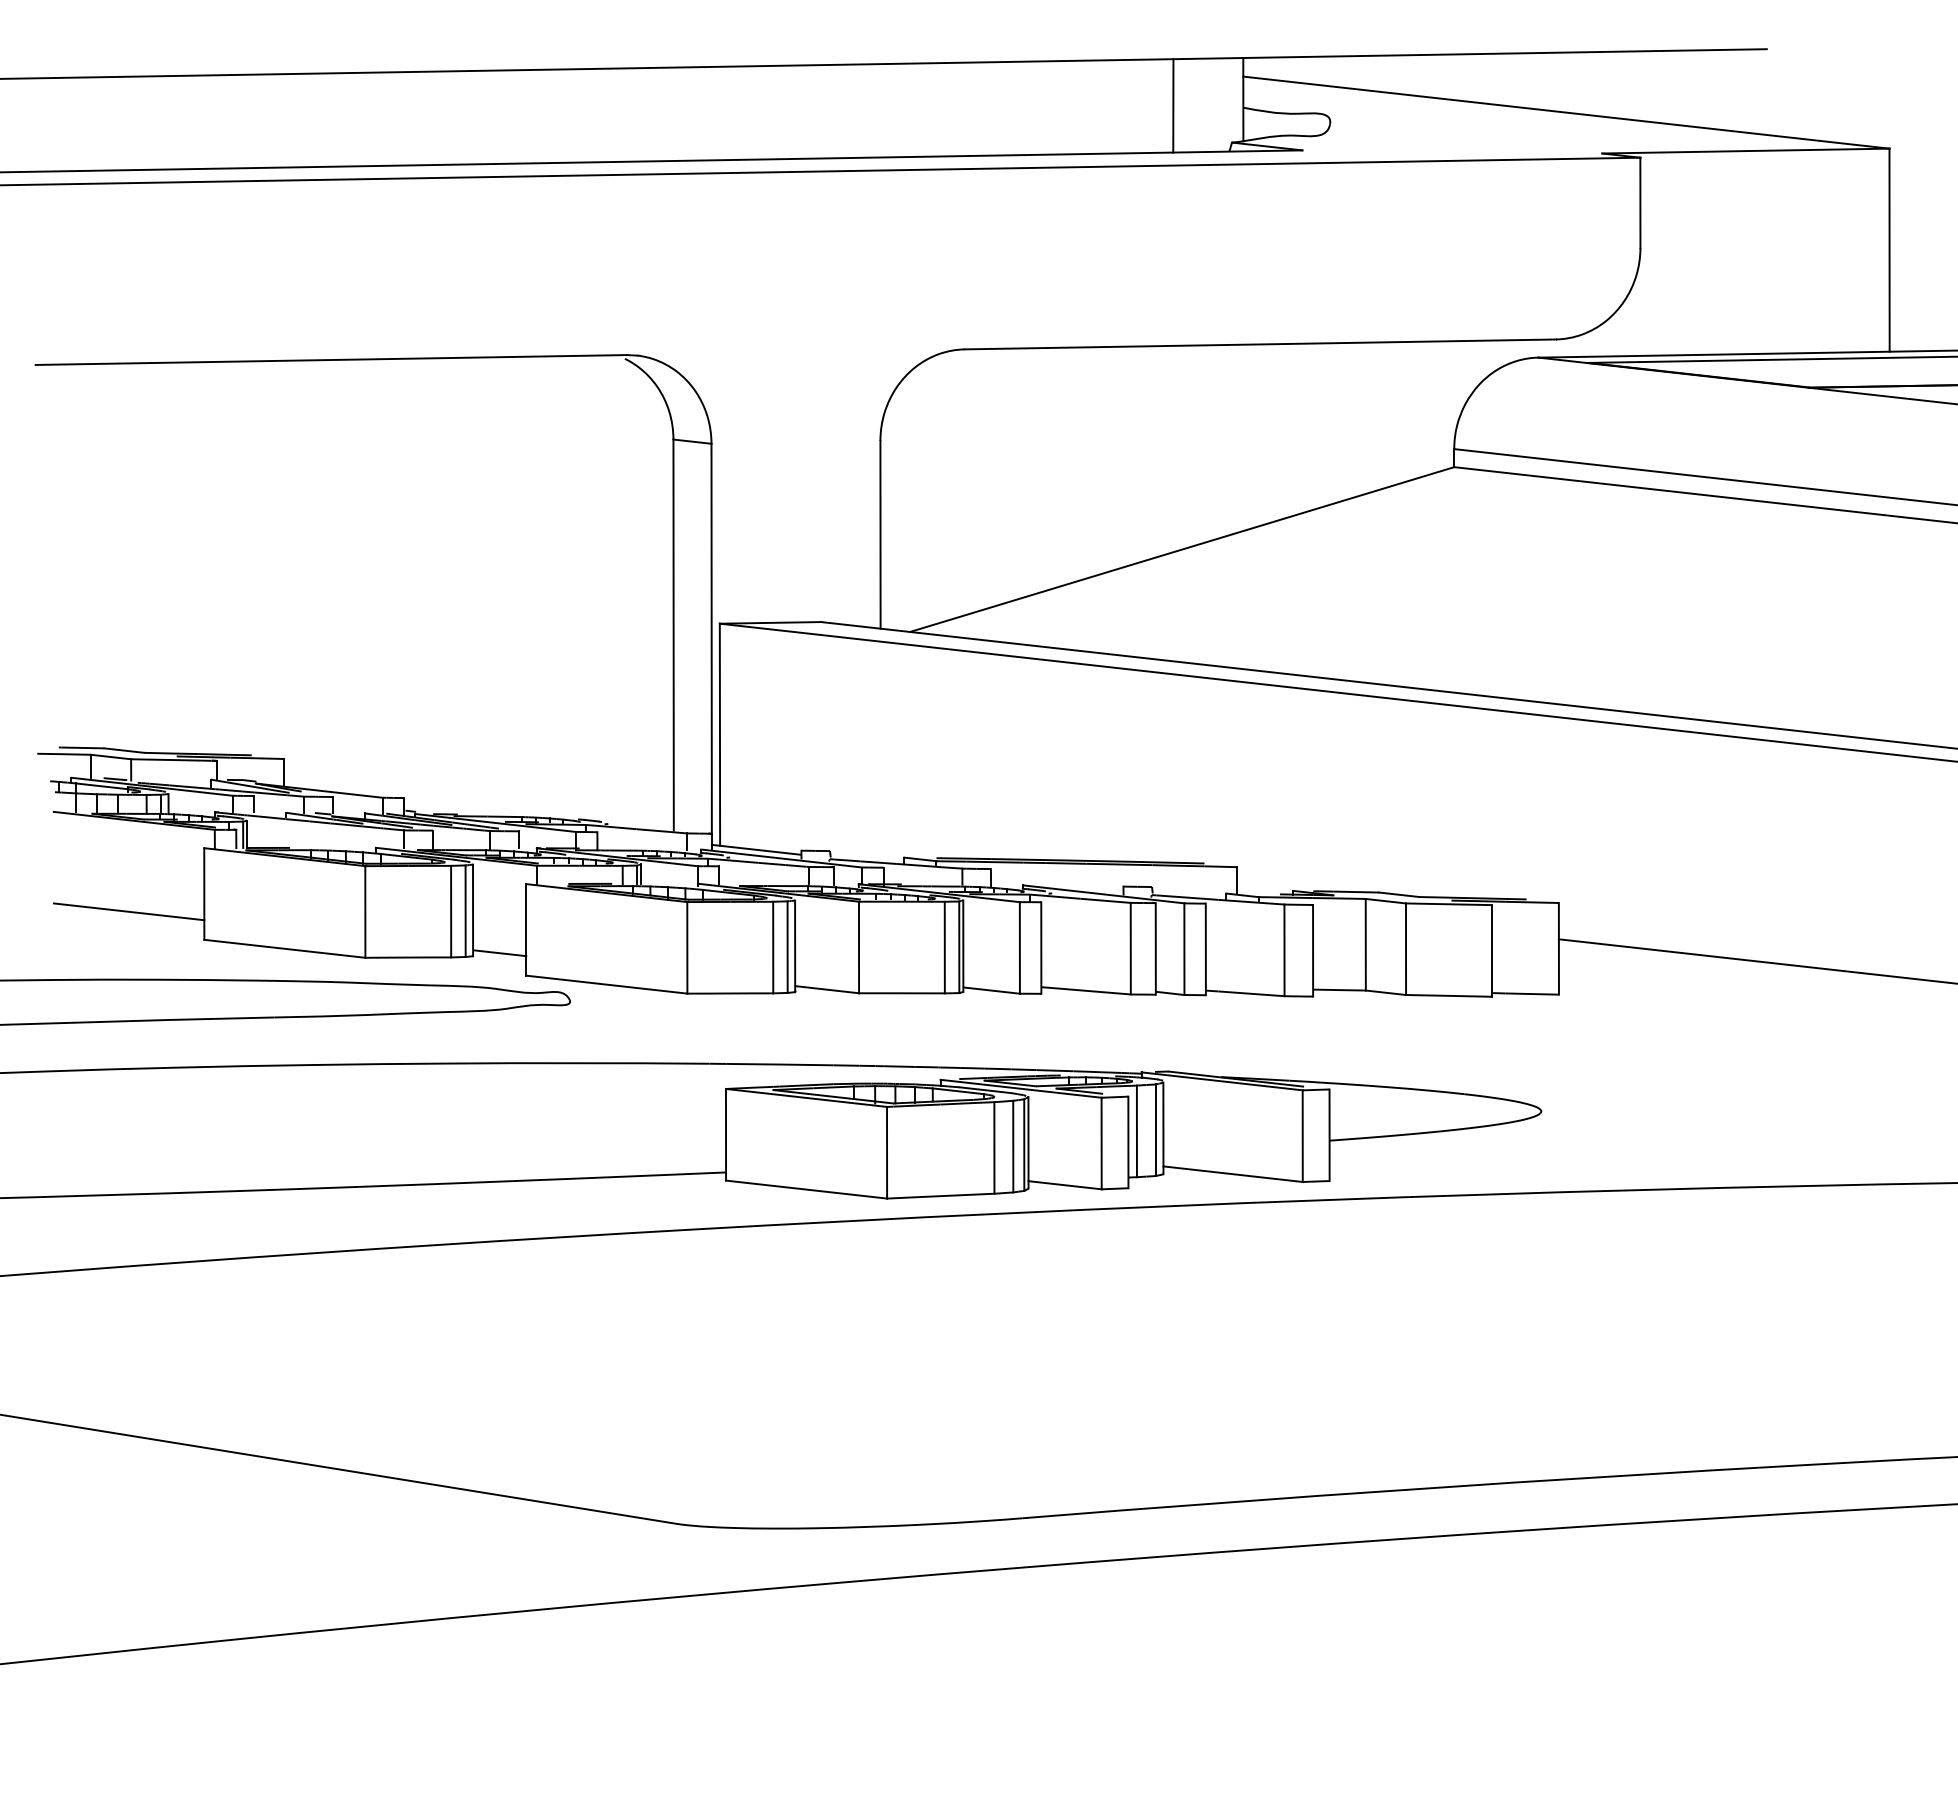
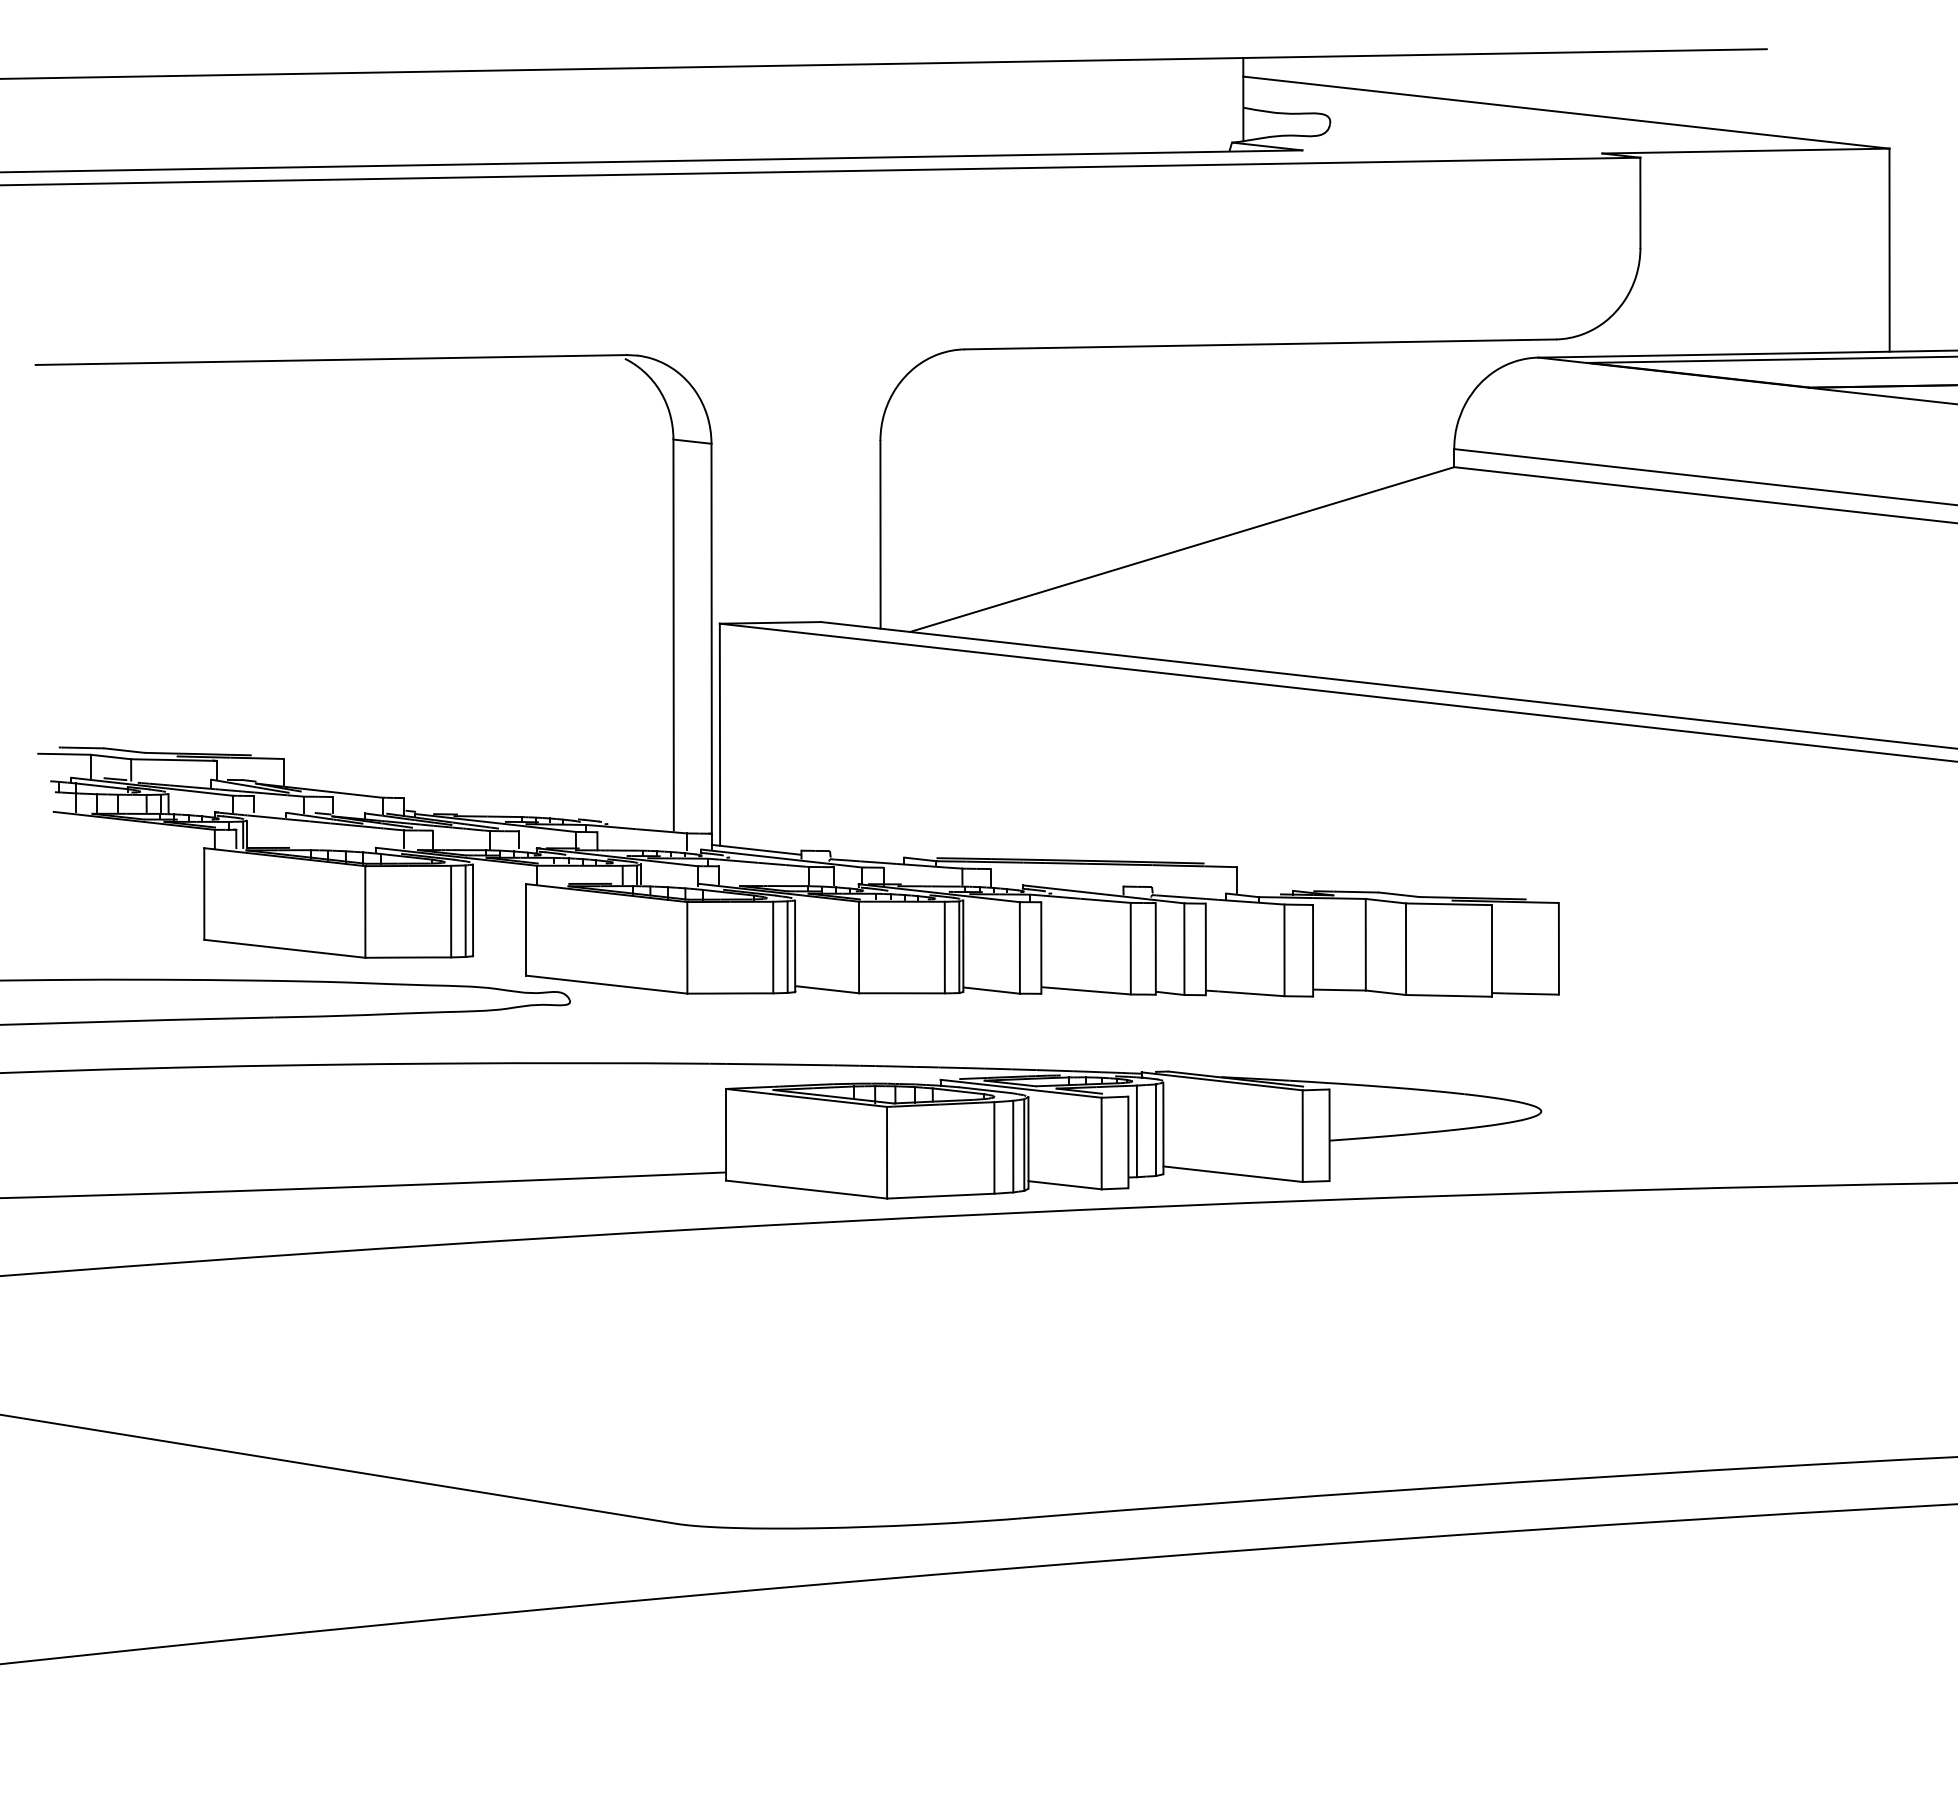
line: present -> none (1173, 105)
line: present -> none (128, 911)
line: present -> none (500, 953)
line: present -> none (1756, 961)
